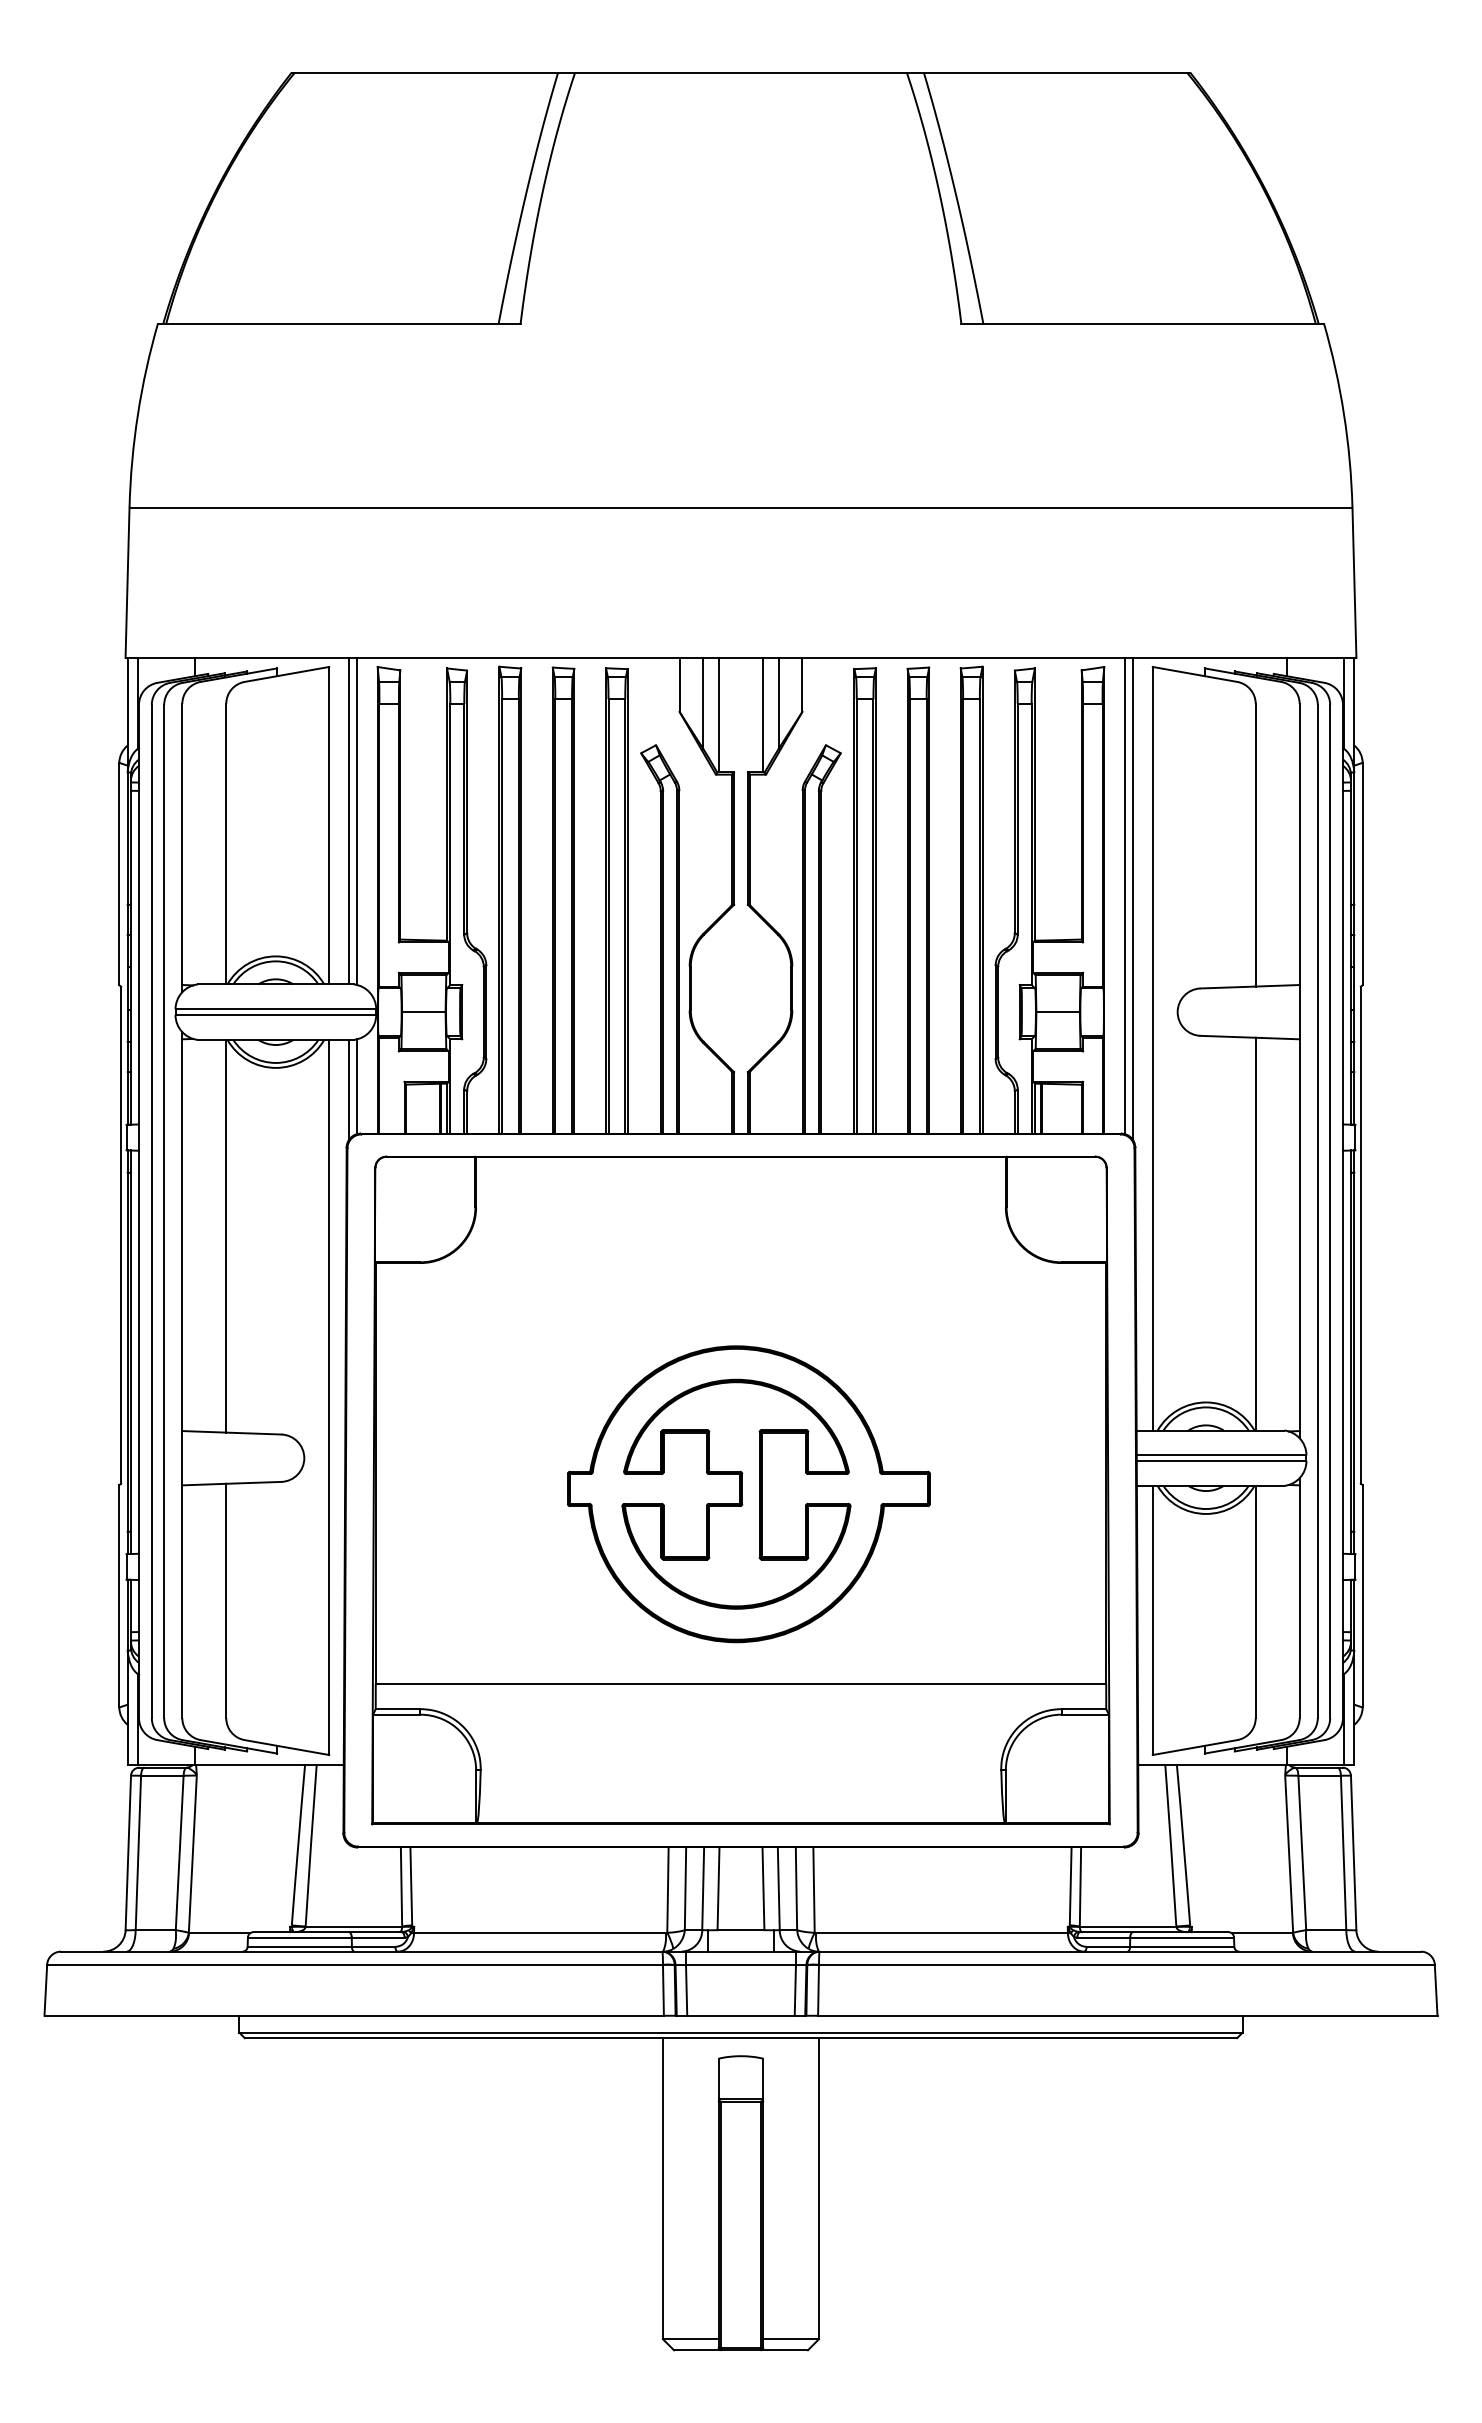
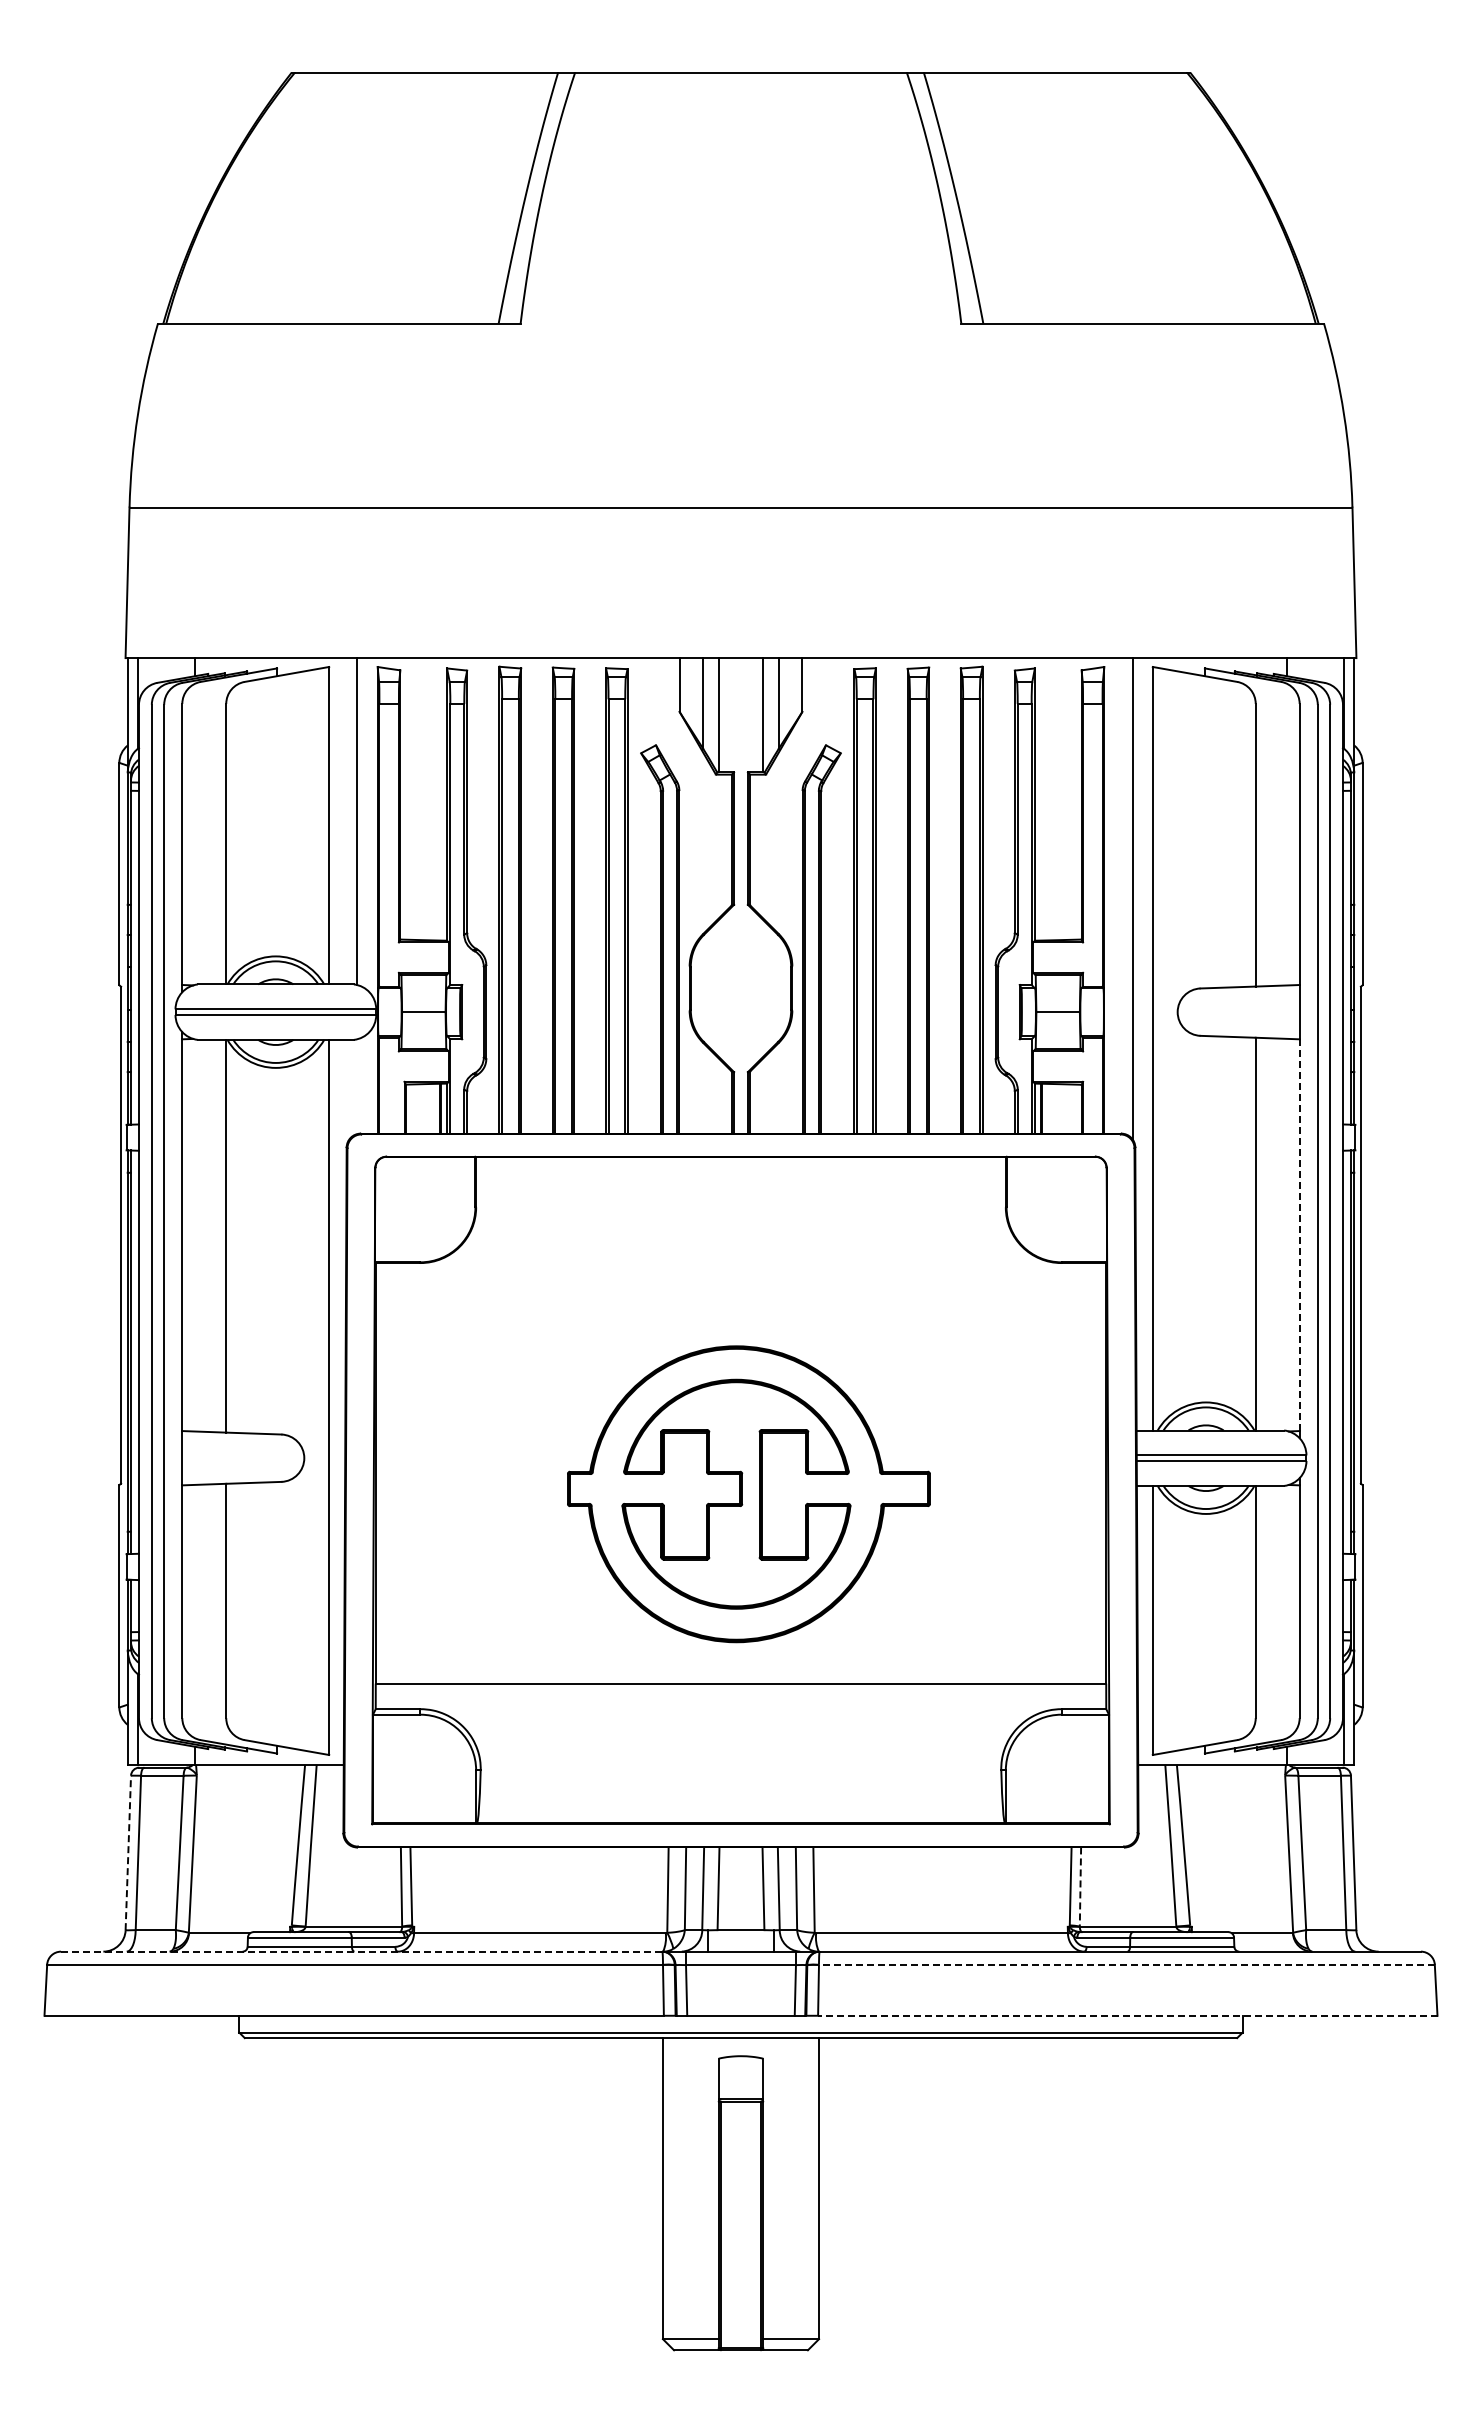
line: present -> none (348, 821)
line: present -> none (1125, 896)
line: present -> none (356, 1086)
line: present -> none (348, 1089)
line: solid -> dashed (1299, 1235)
line: solid -> dashed (128, 1852)
line: solid -> dashed (1080, 1887)
line: solid -> dashed (361, 1951)
line: solid -> dashed (1126, 1964)
line: solid -> dashed (1127, 2015)
